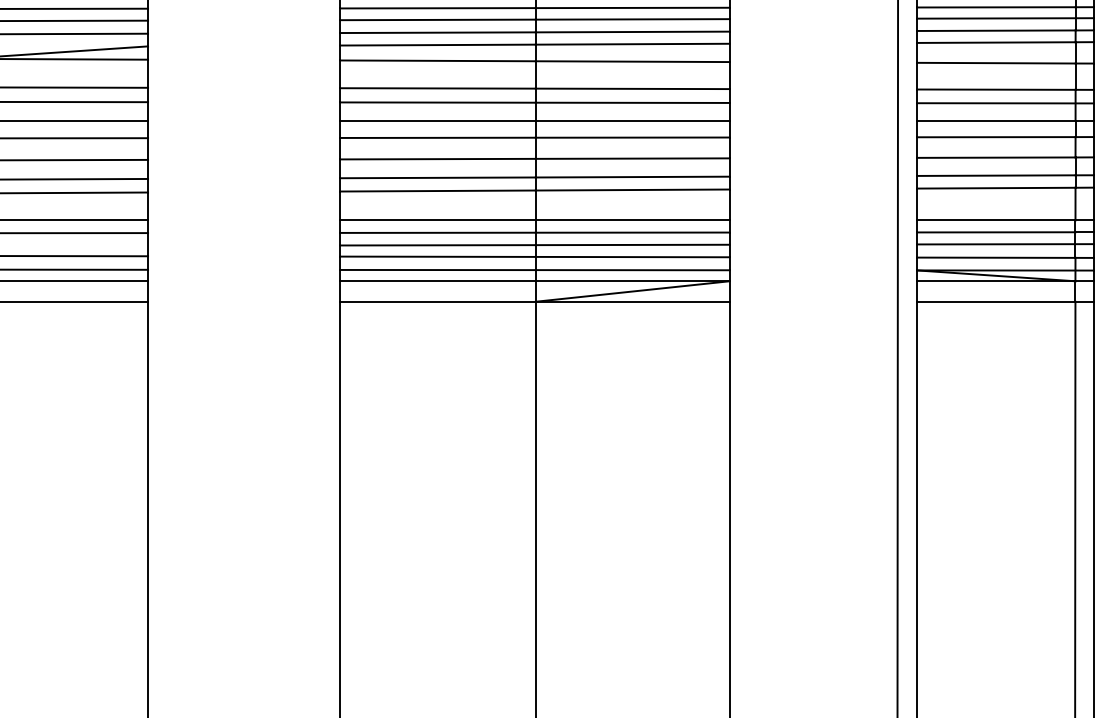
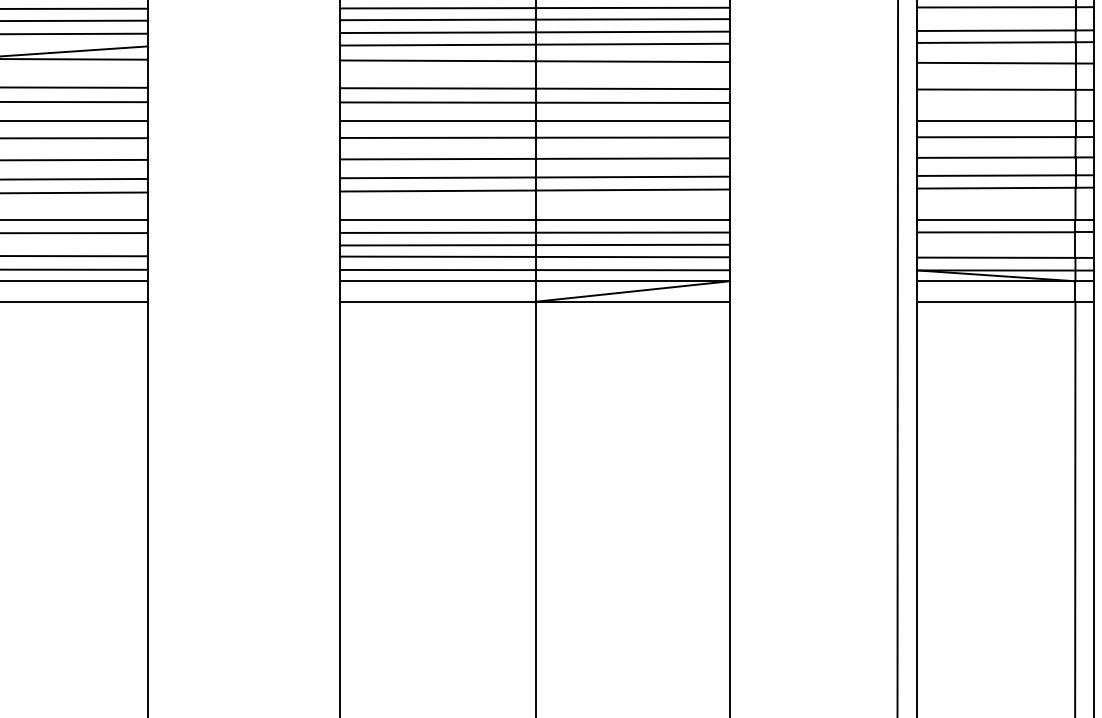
line: present -> none (1005, 18)
line: present -> none (1005, 103)
line: present -> none (1005, 244)
